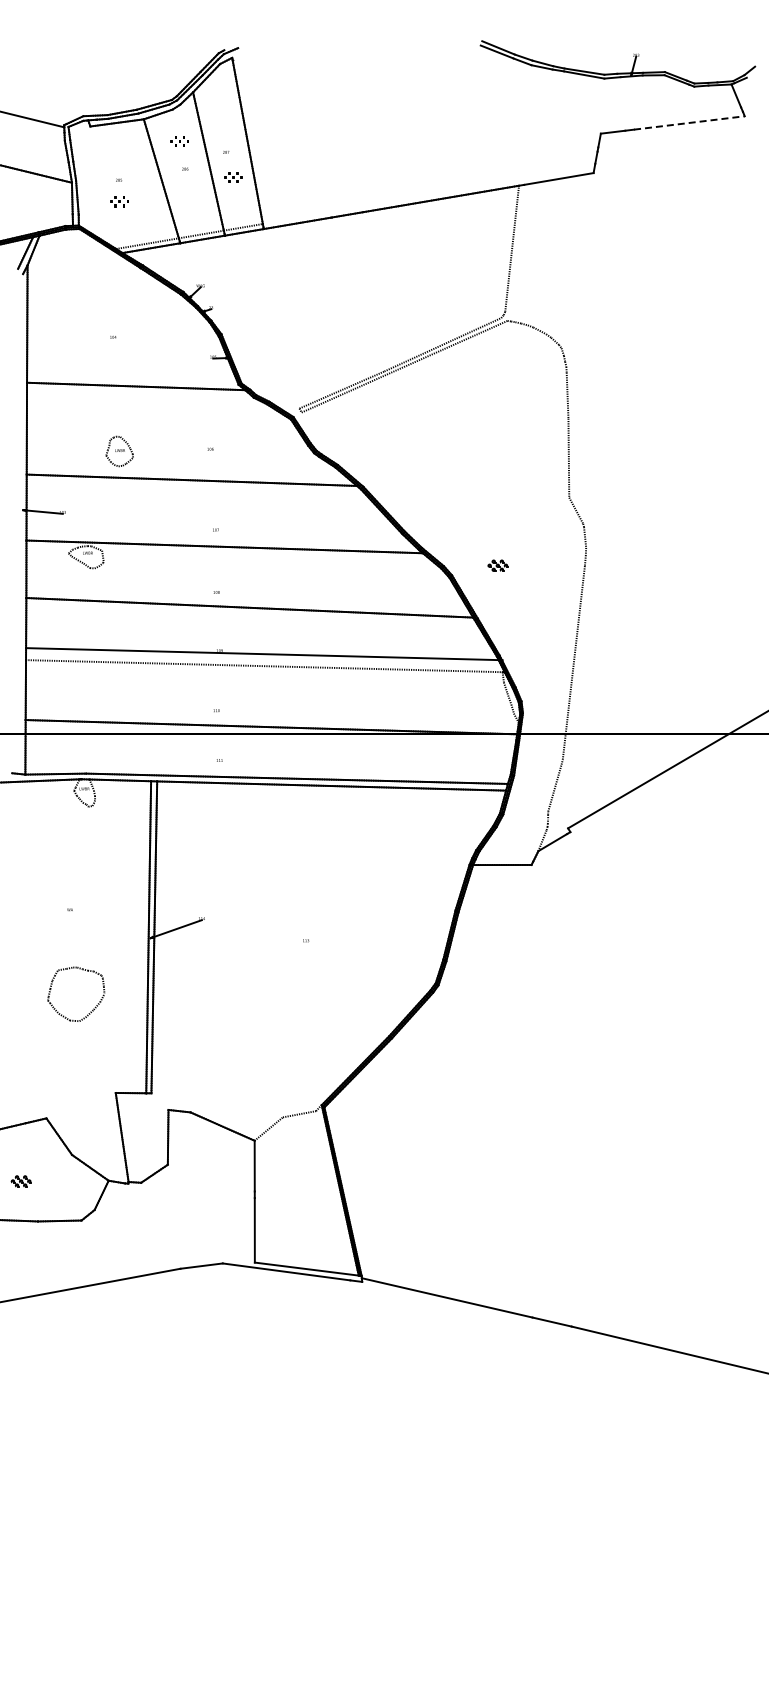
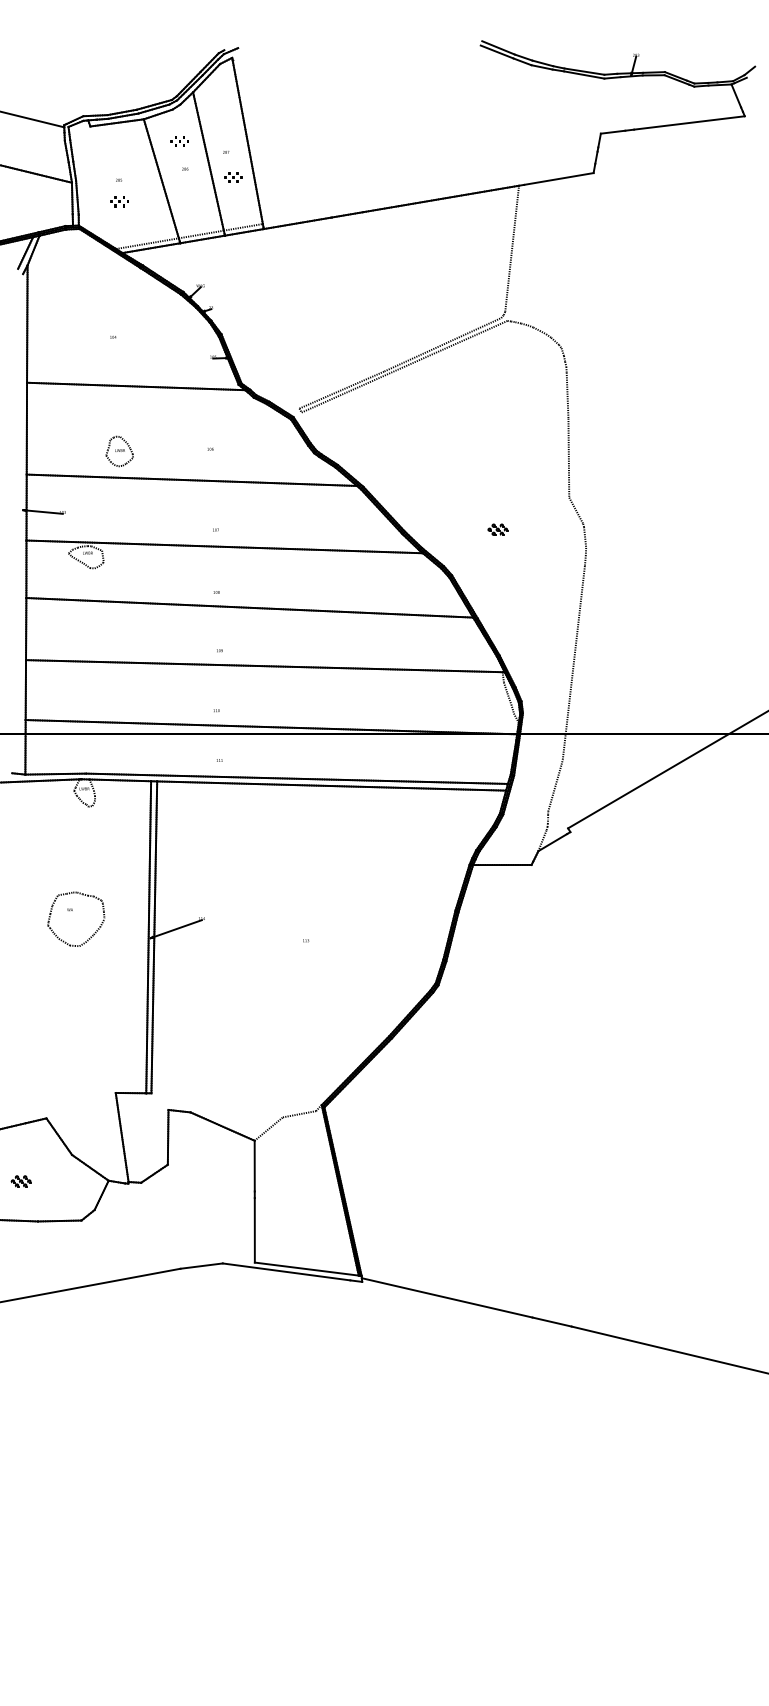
line: dashed -> solid (689, 122)
part position: (497, 565) -> (497, 529) (497, 529)
line position: (264, 654) -> (264, 666) (264, 666)
part position: (92, 1009) -> (92, 934) (92, 934)
